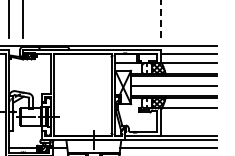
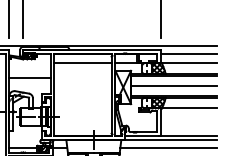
line: dashed -> solid (160, 19)
line: none -> present (82, 63)
line: none -> present (29, 77)
